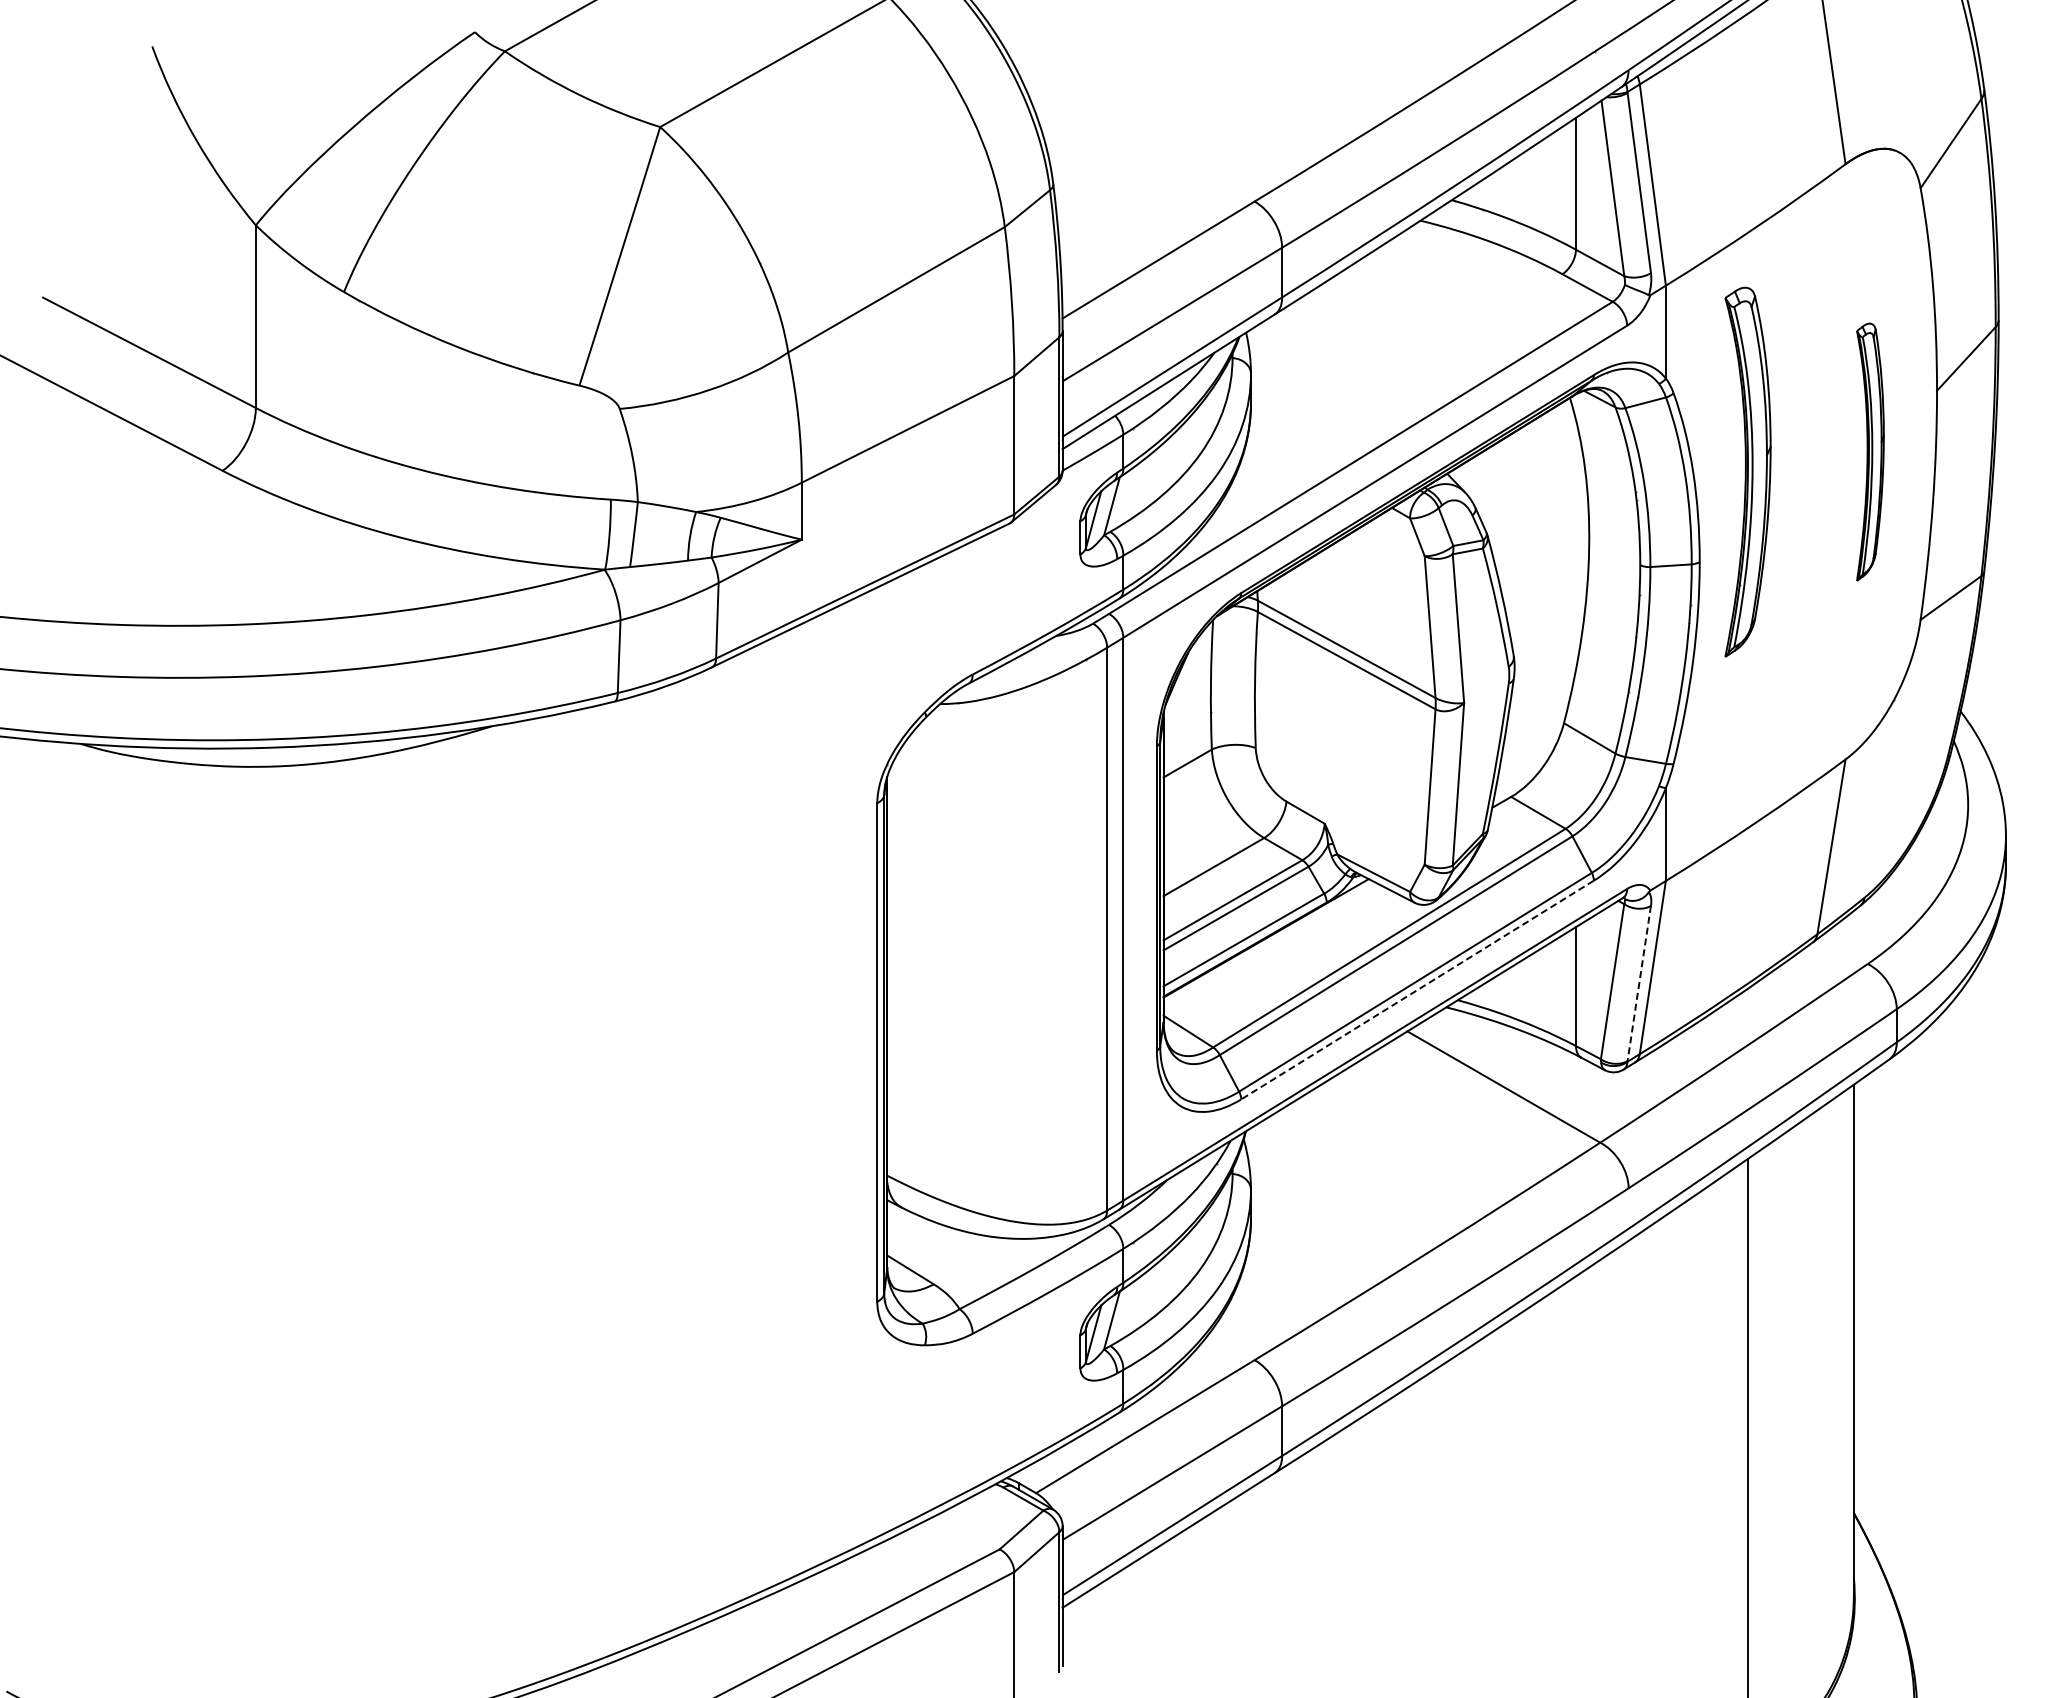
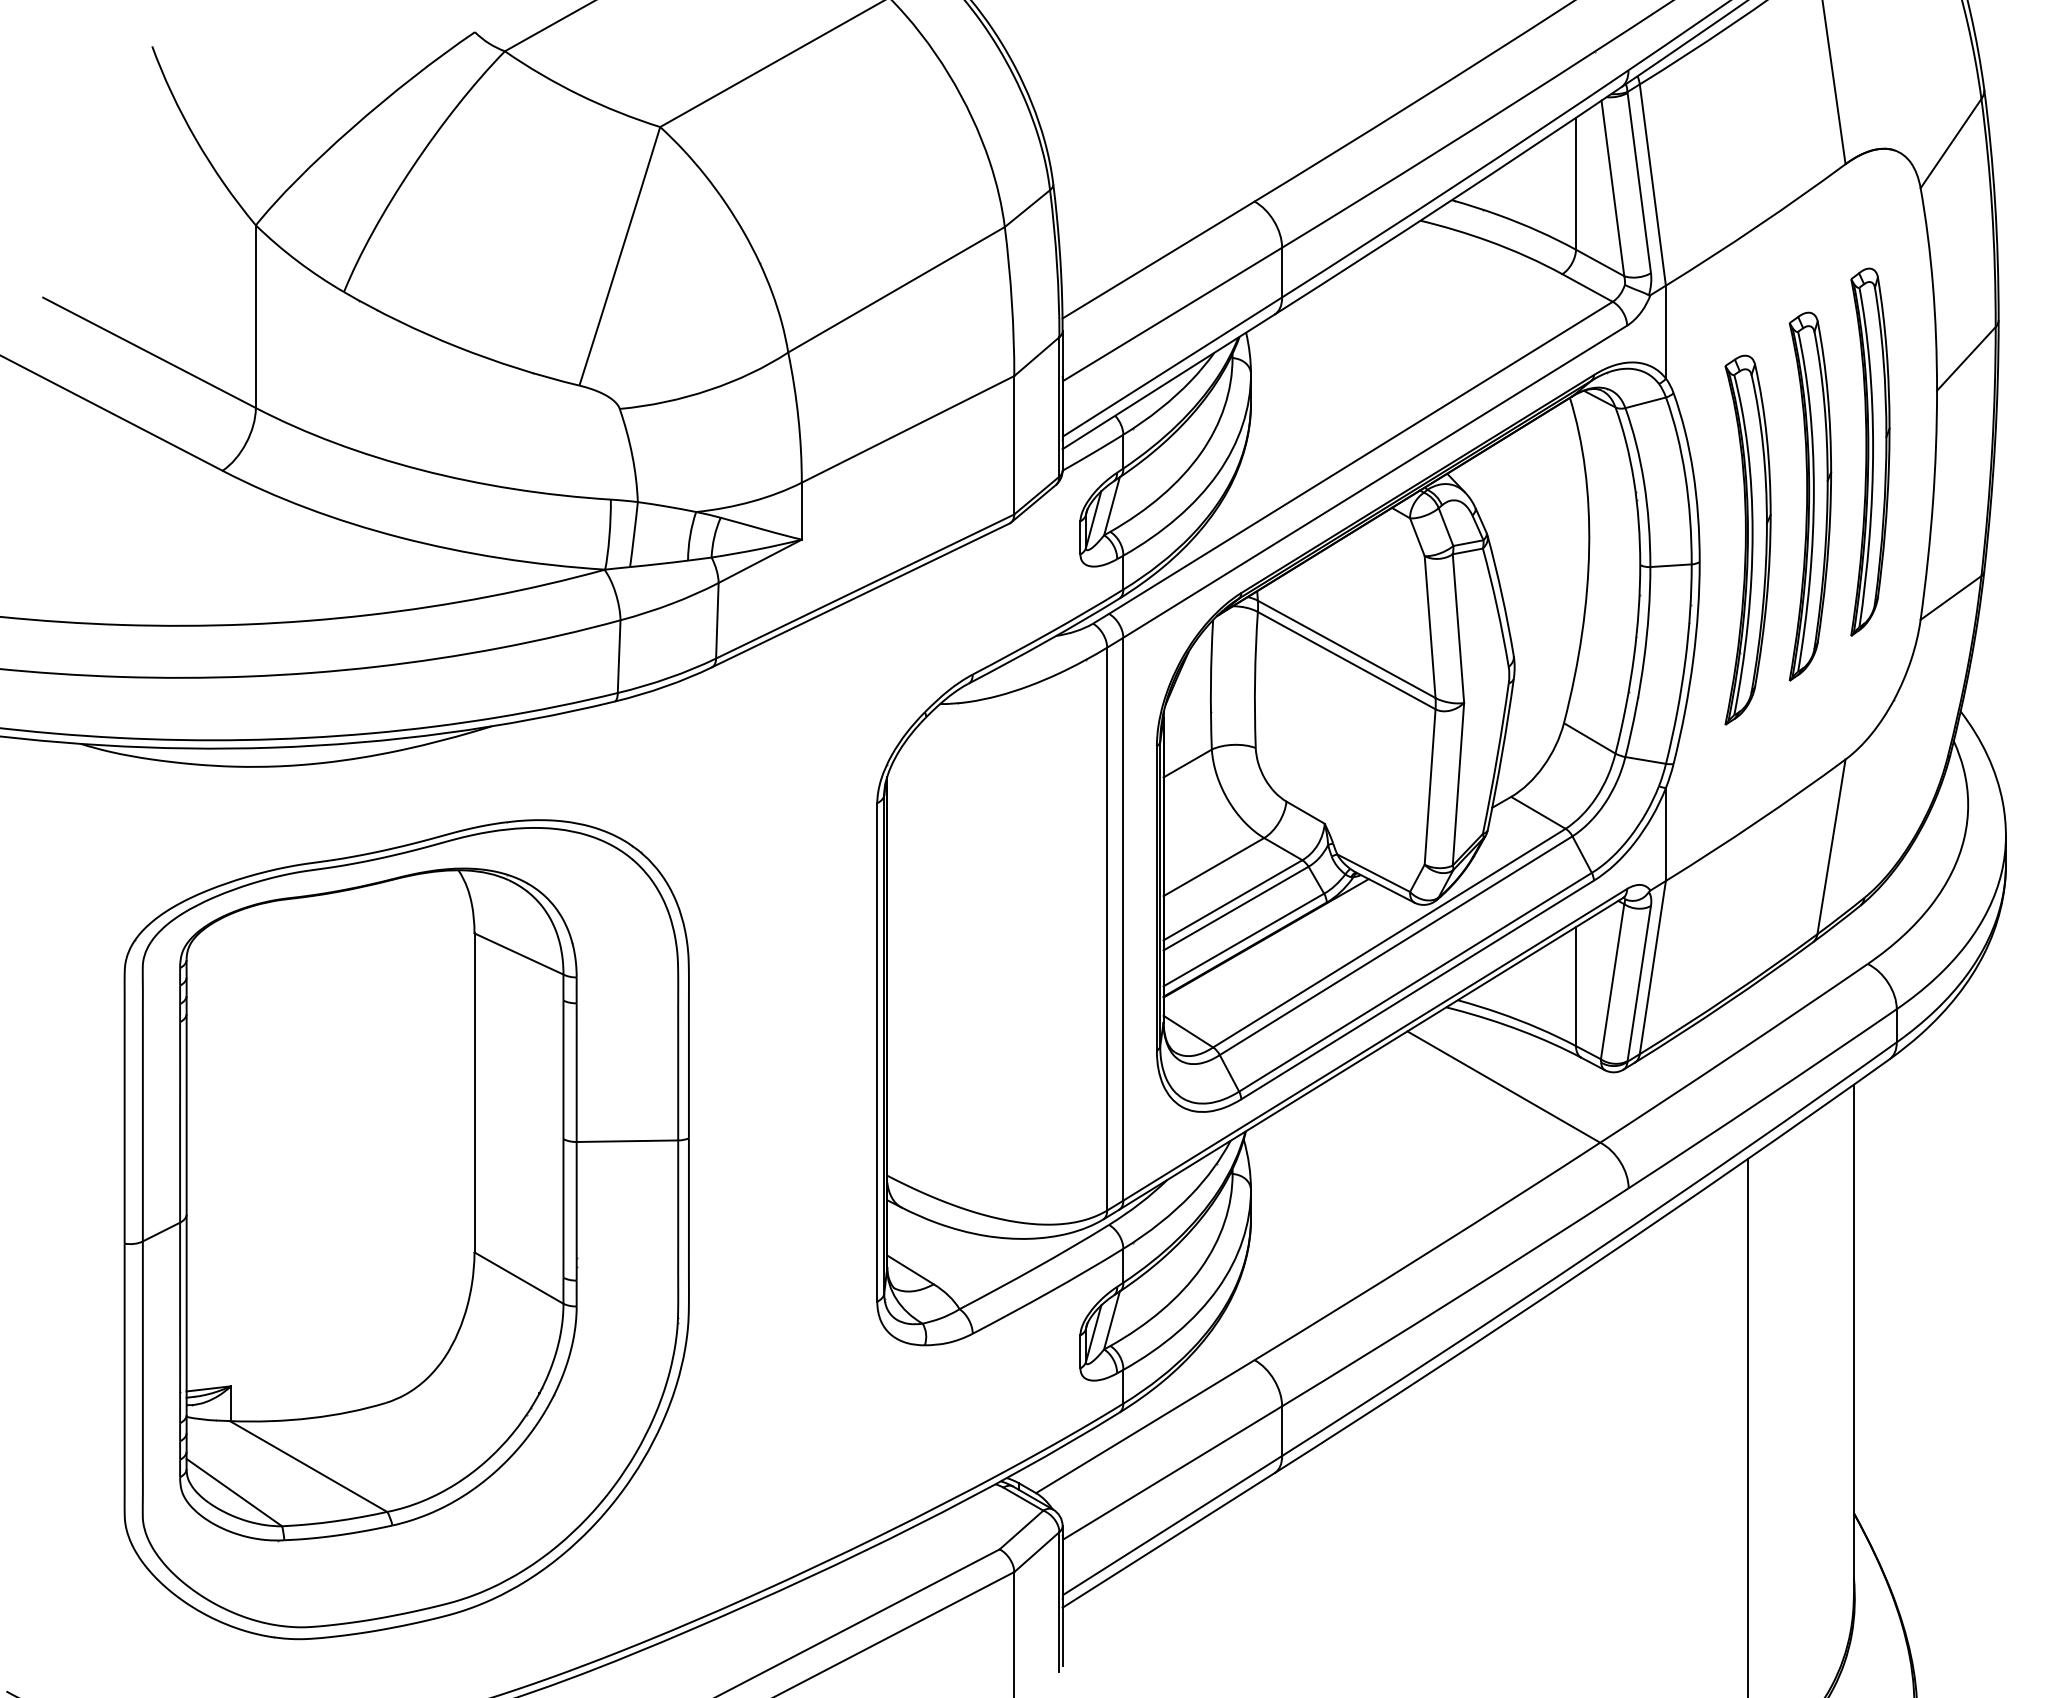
part size: 29x260 px -> 41x370 px (1870, 451)
part position: (1747, 471) -> (1747, 539) (1747, 539)
part: none -> present (1810, 496)
line: dashed -> solid (1639, 983)
line: dashed -> solid (1417, 990)
part: none -> present (406, 1229)
